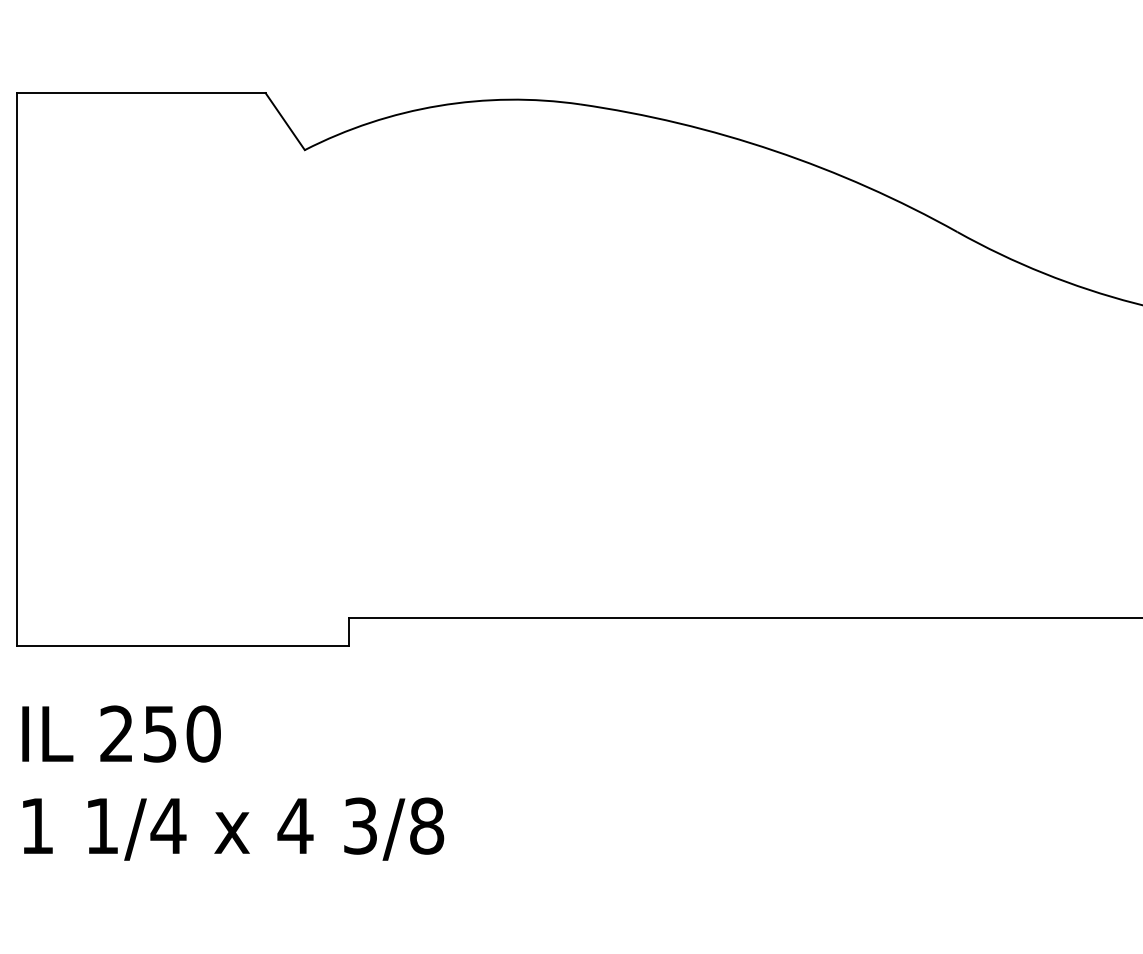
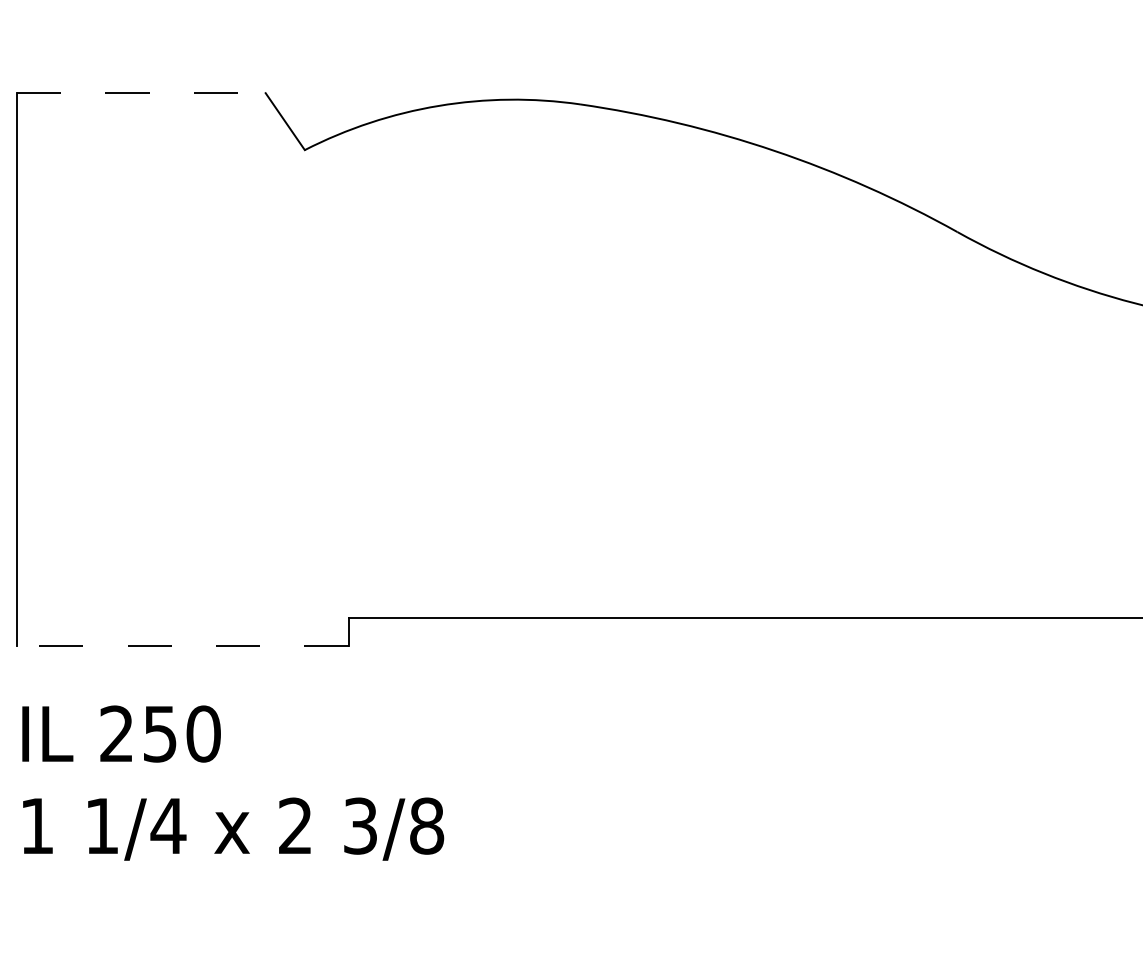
line: solid -> dashed (141, 93)
line: solid -> dashed (182, 645)
text: 4 -> 2 (295, 825)
